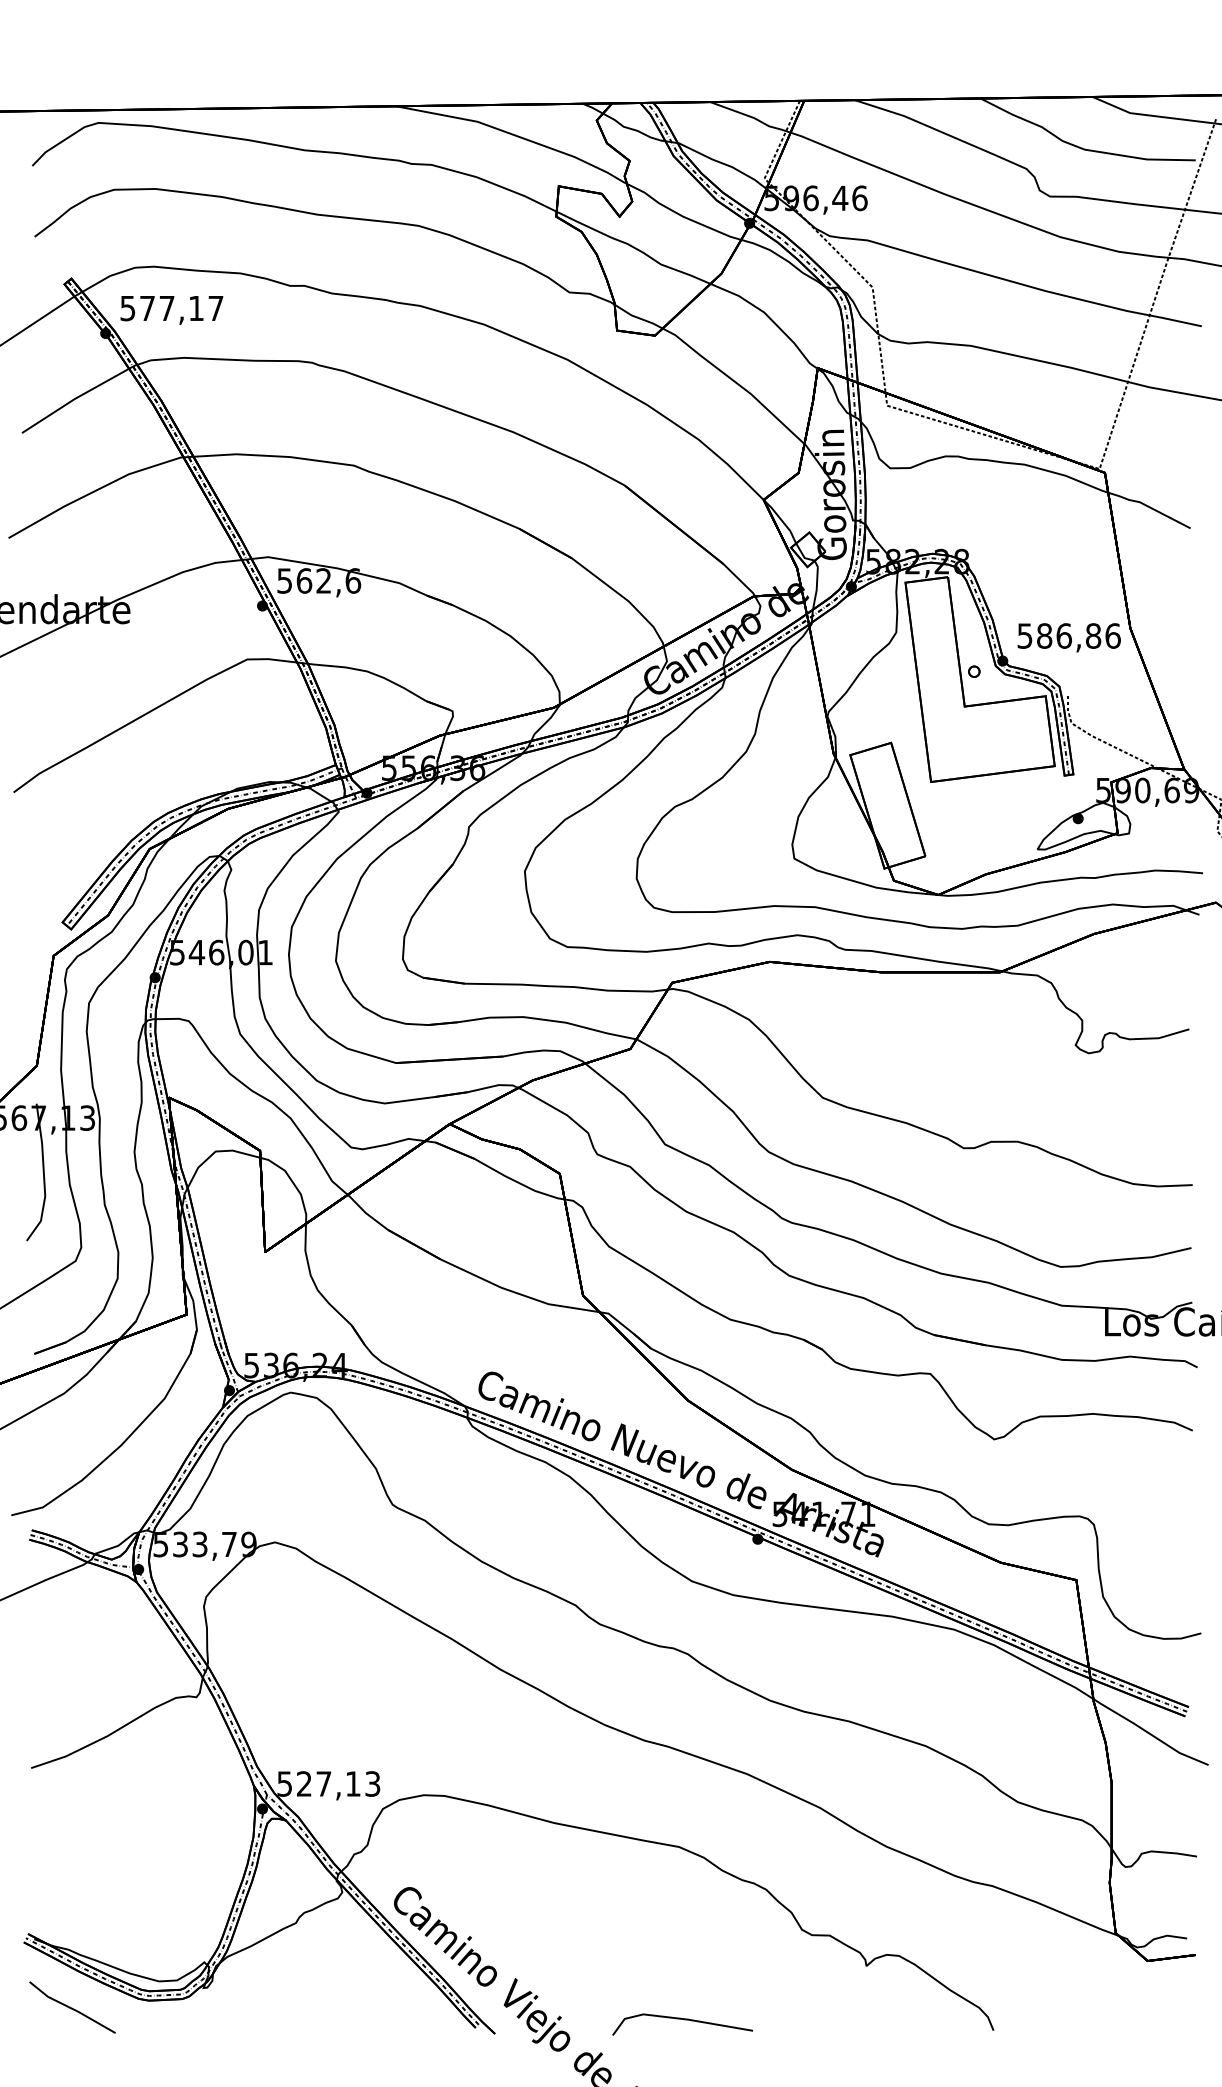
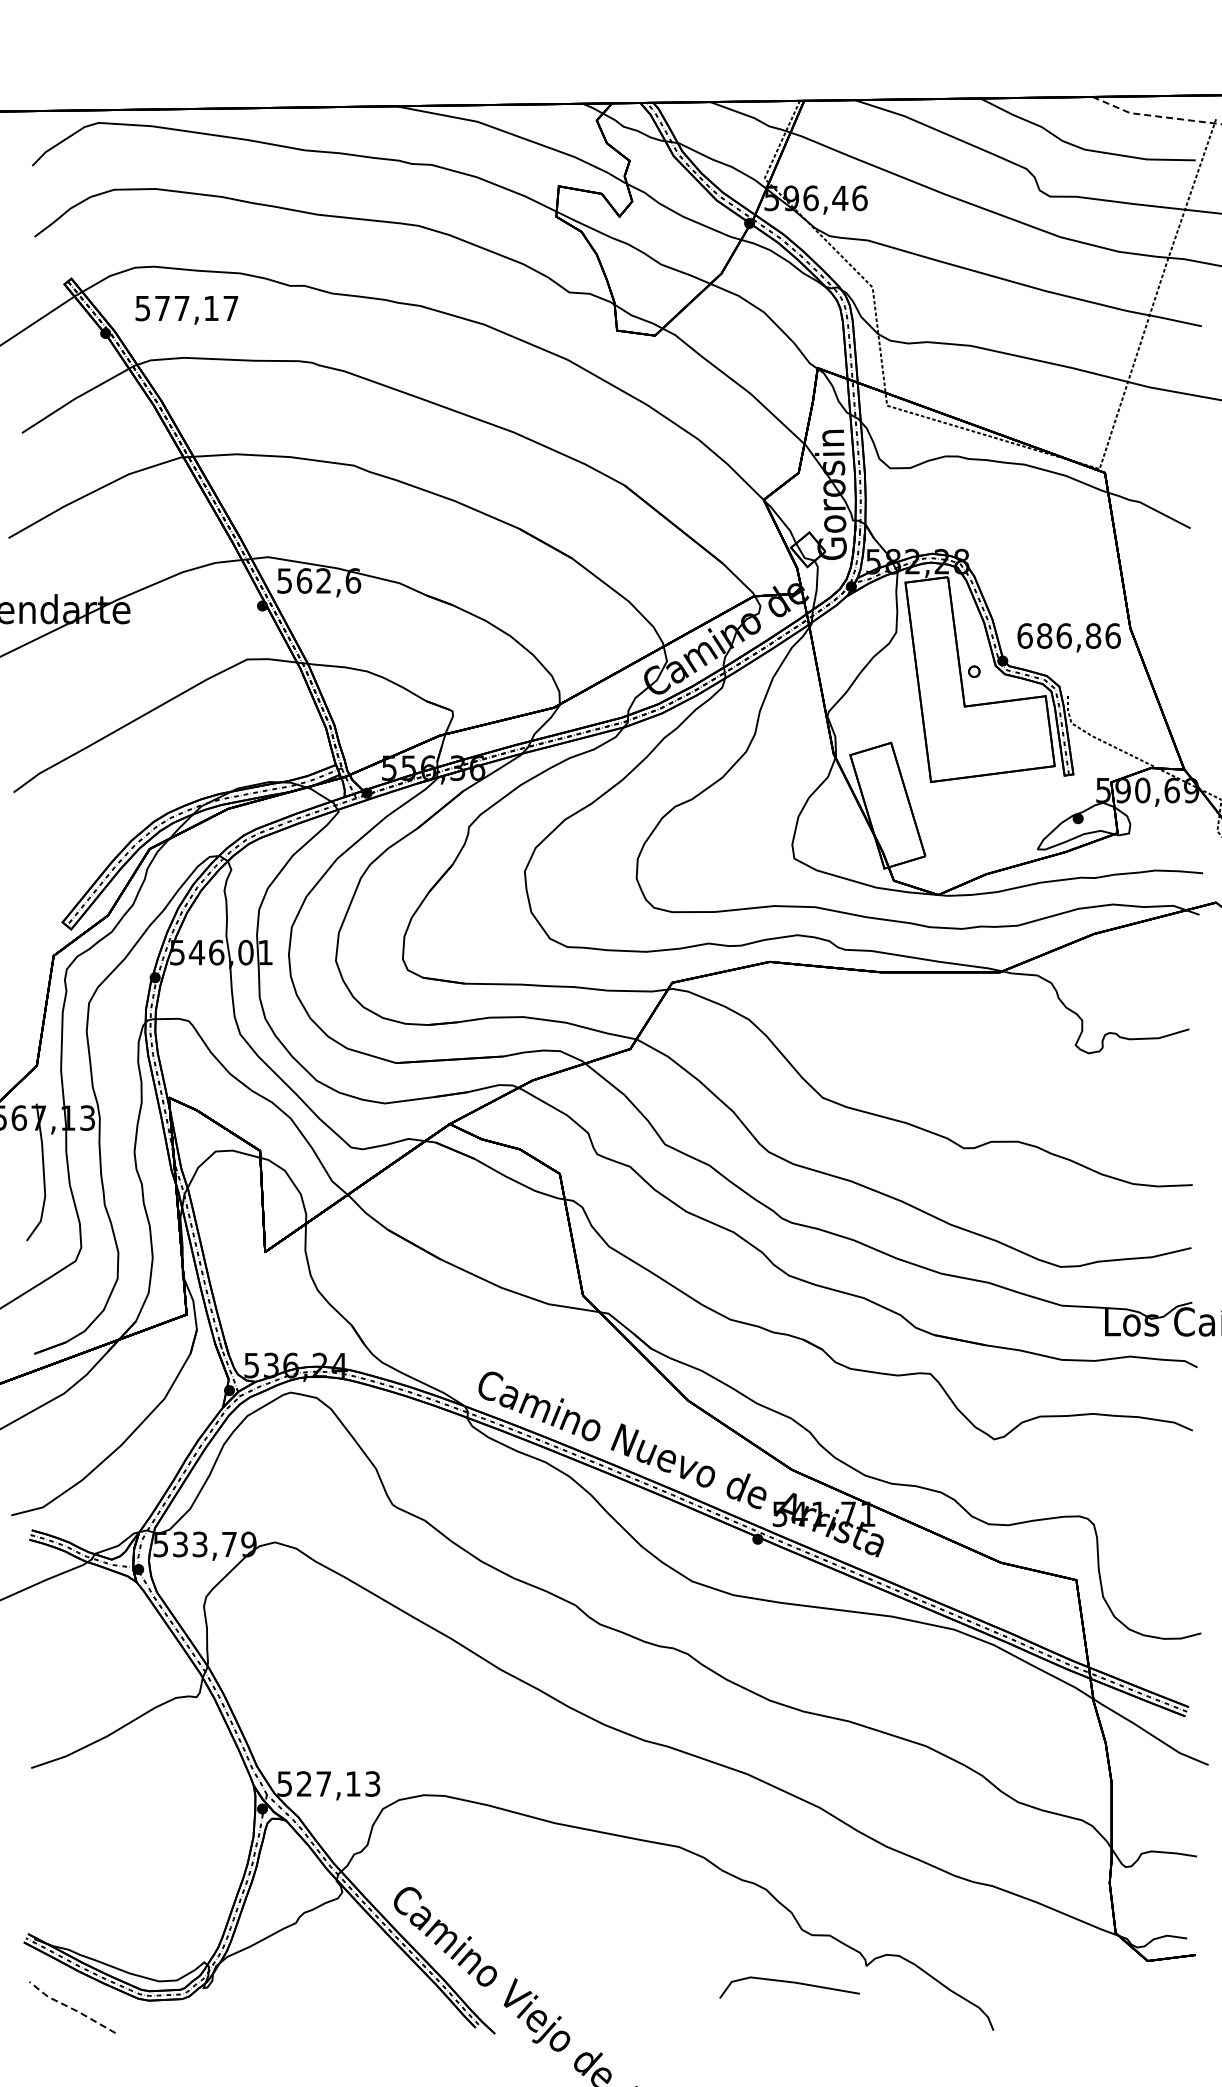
line: solid -> dashed (1155, 116)
text position: (171, 310) -> (186, 310) (186, 310)
text: 586,86 -> 686,86 (1024, 635)
line: solid -> dashed (72, 2008)
line position: (684, 2020) -> (791, 1983) (791, 1983)
